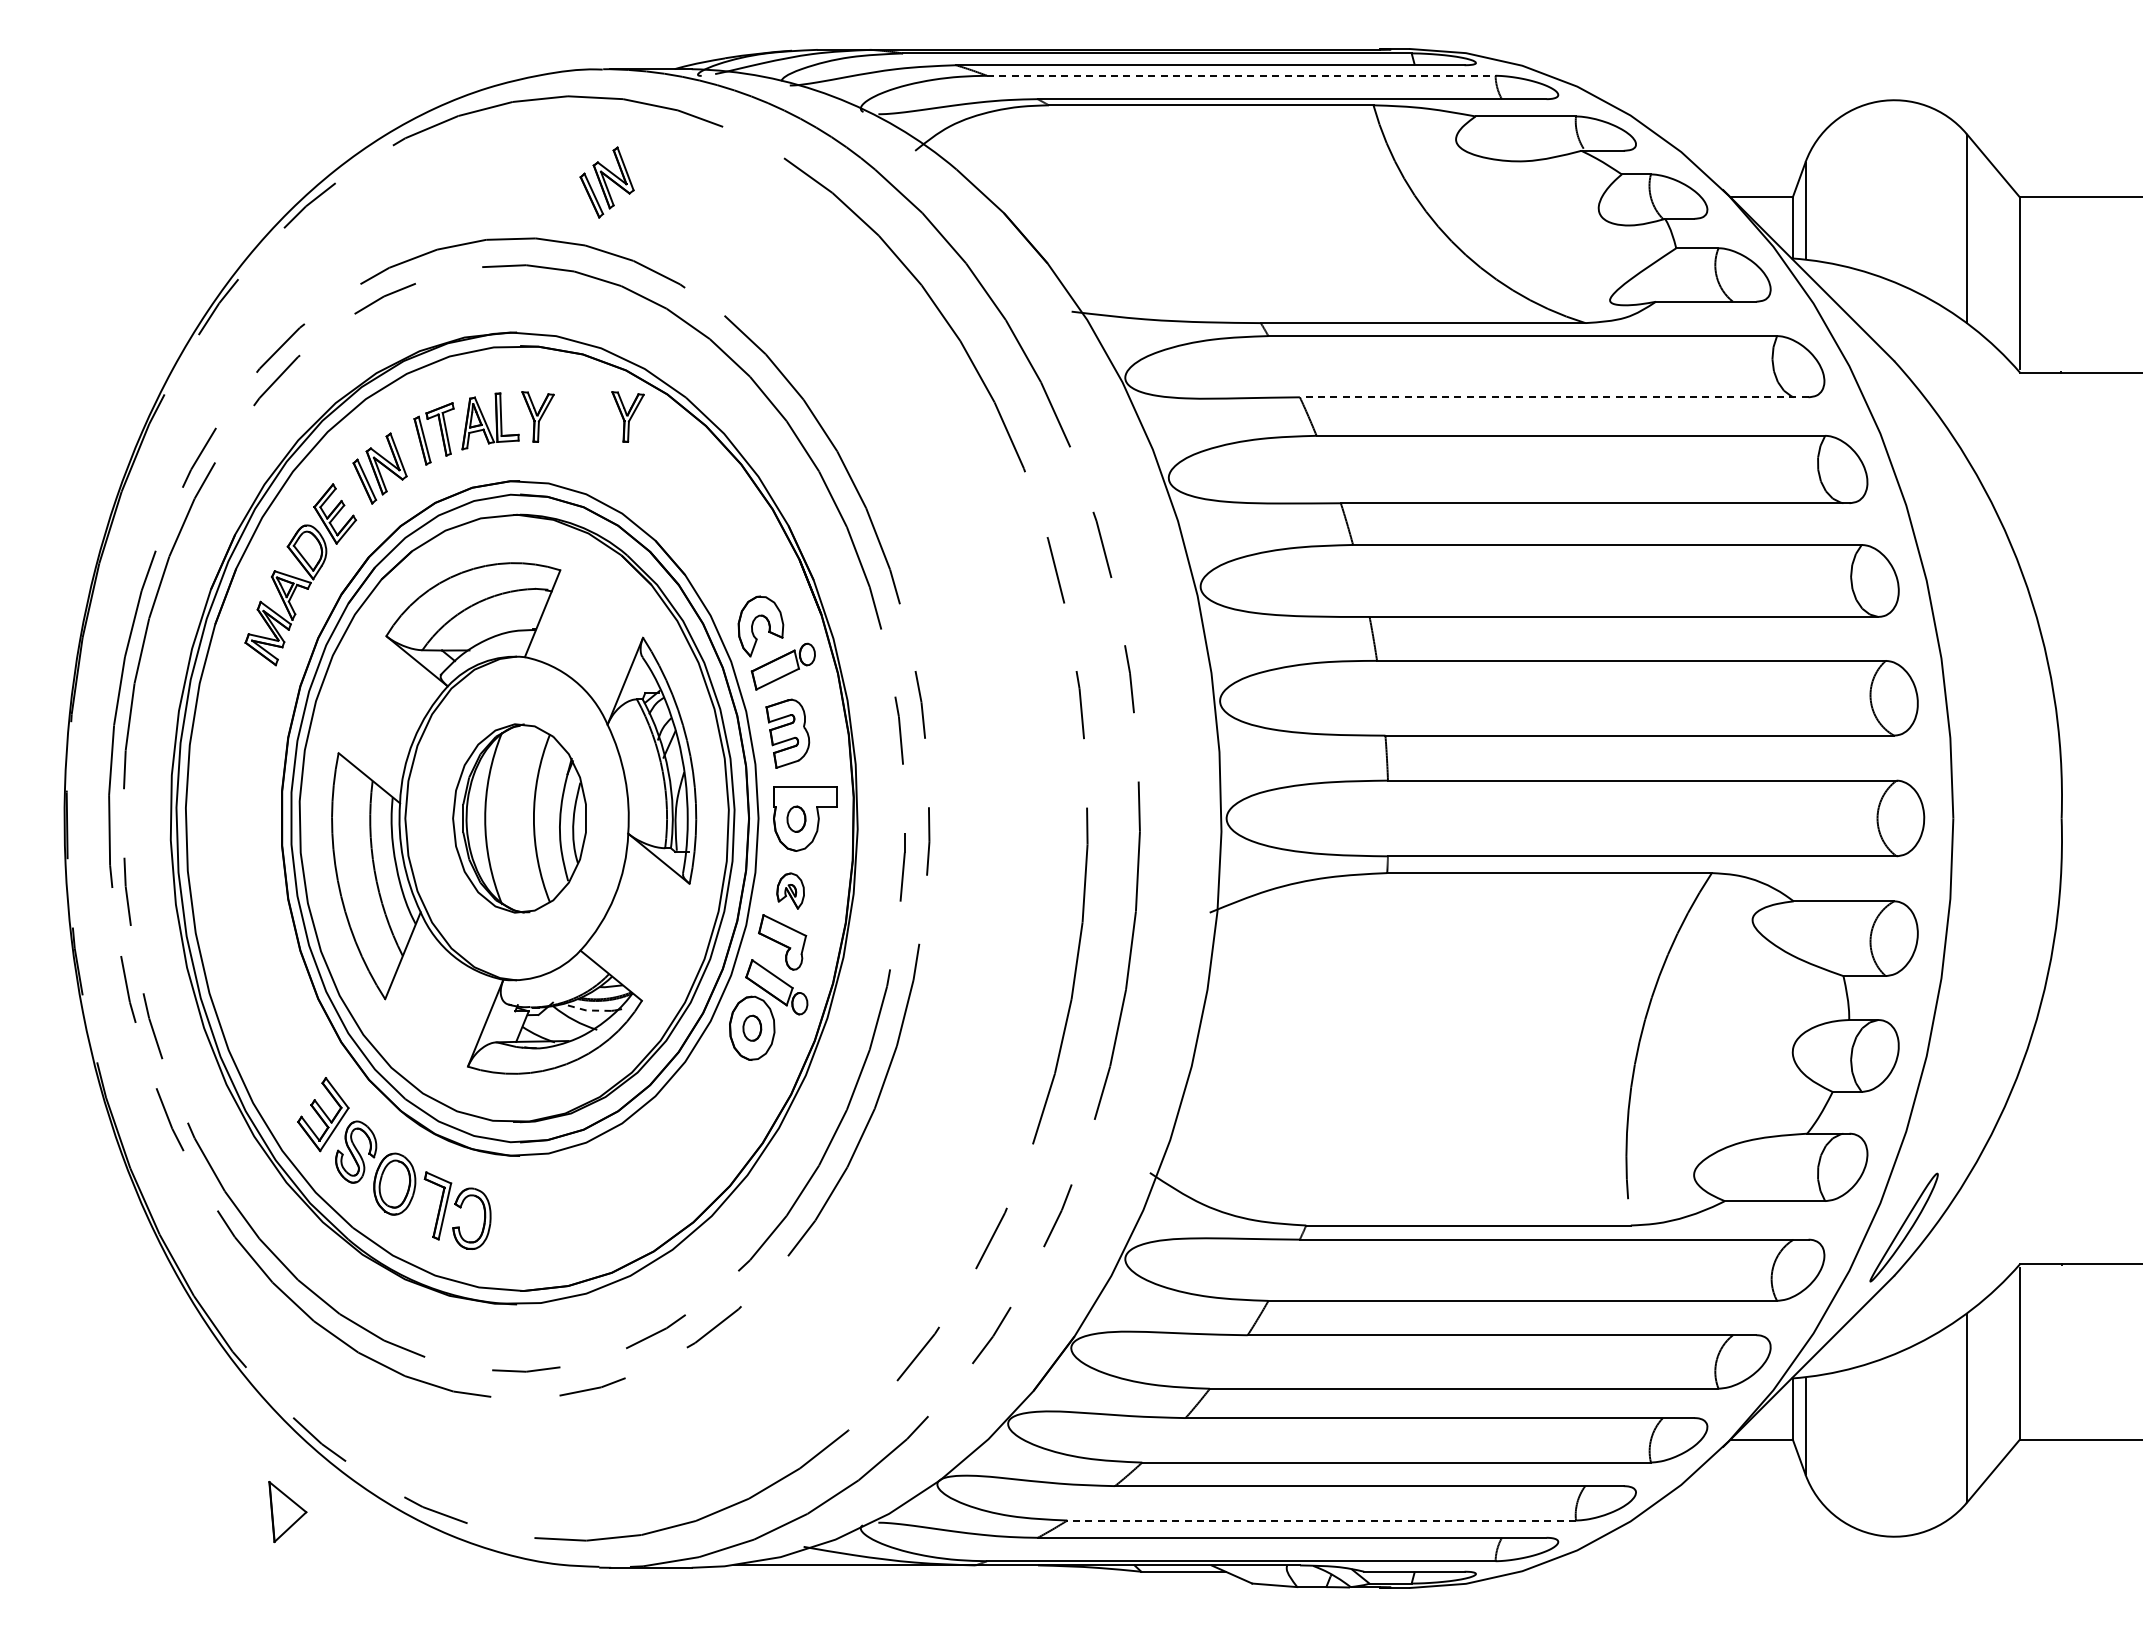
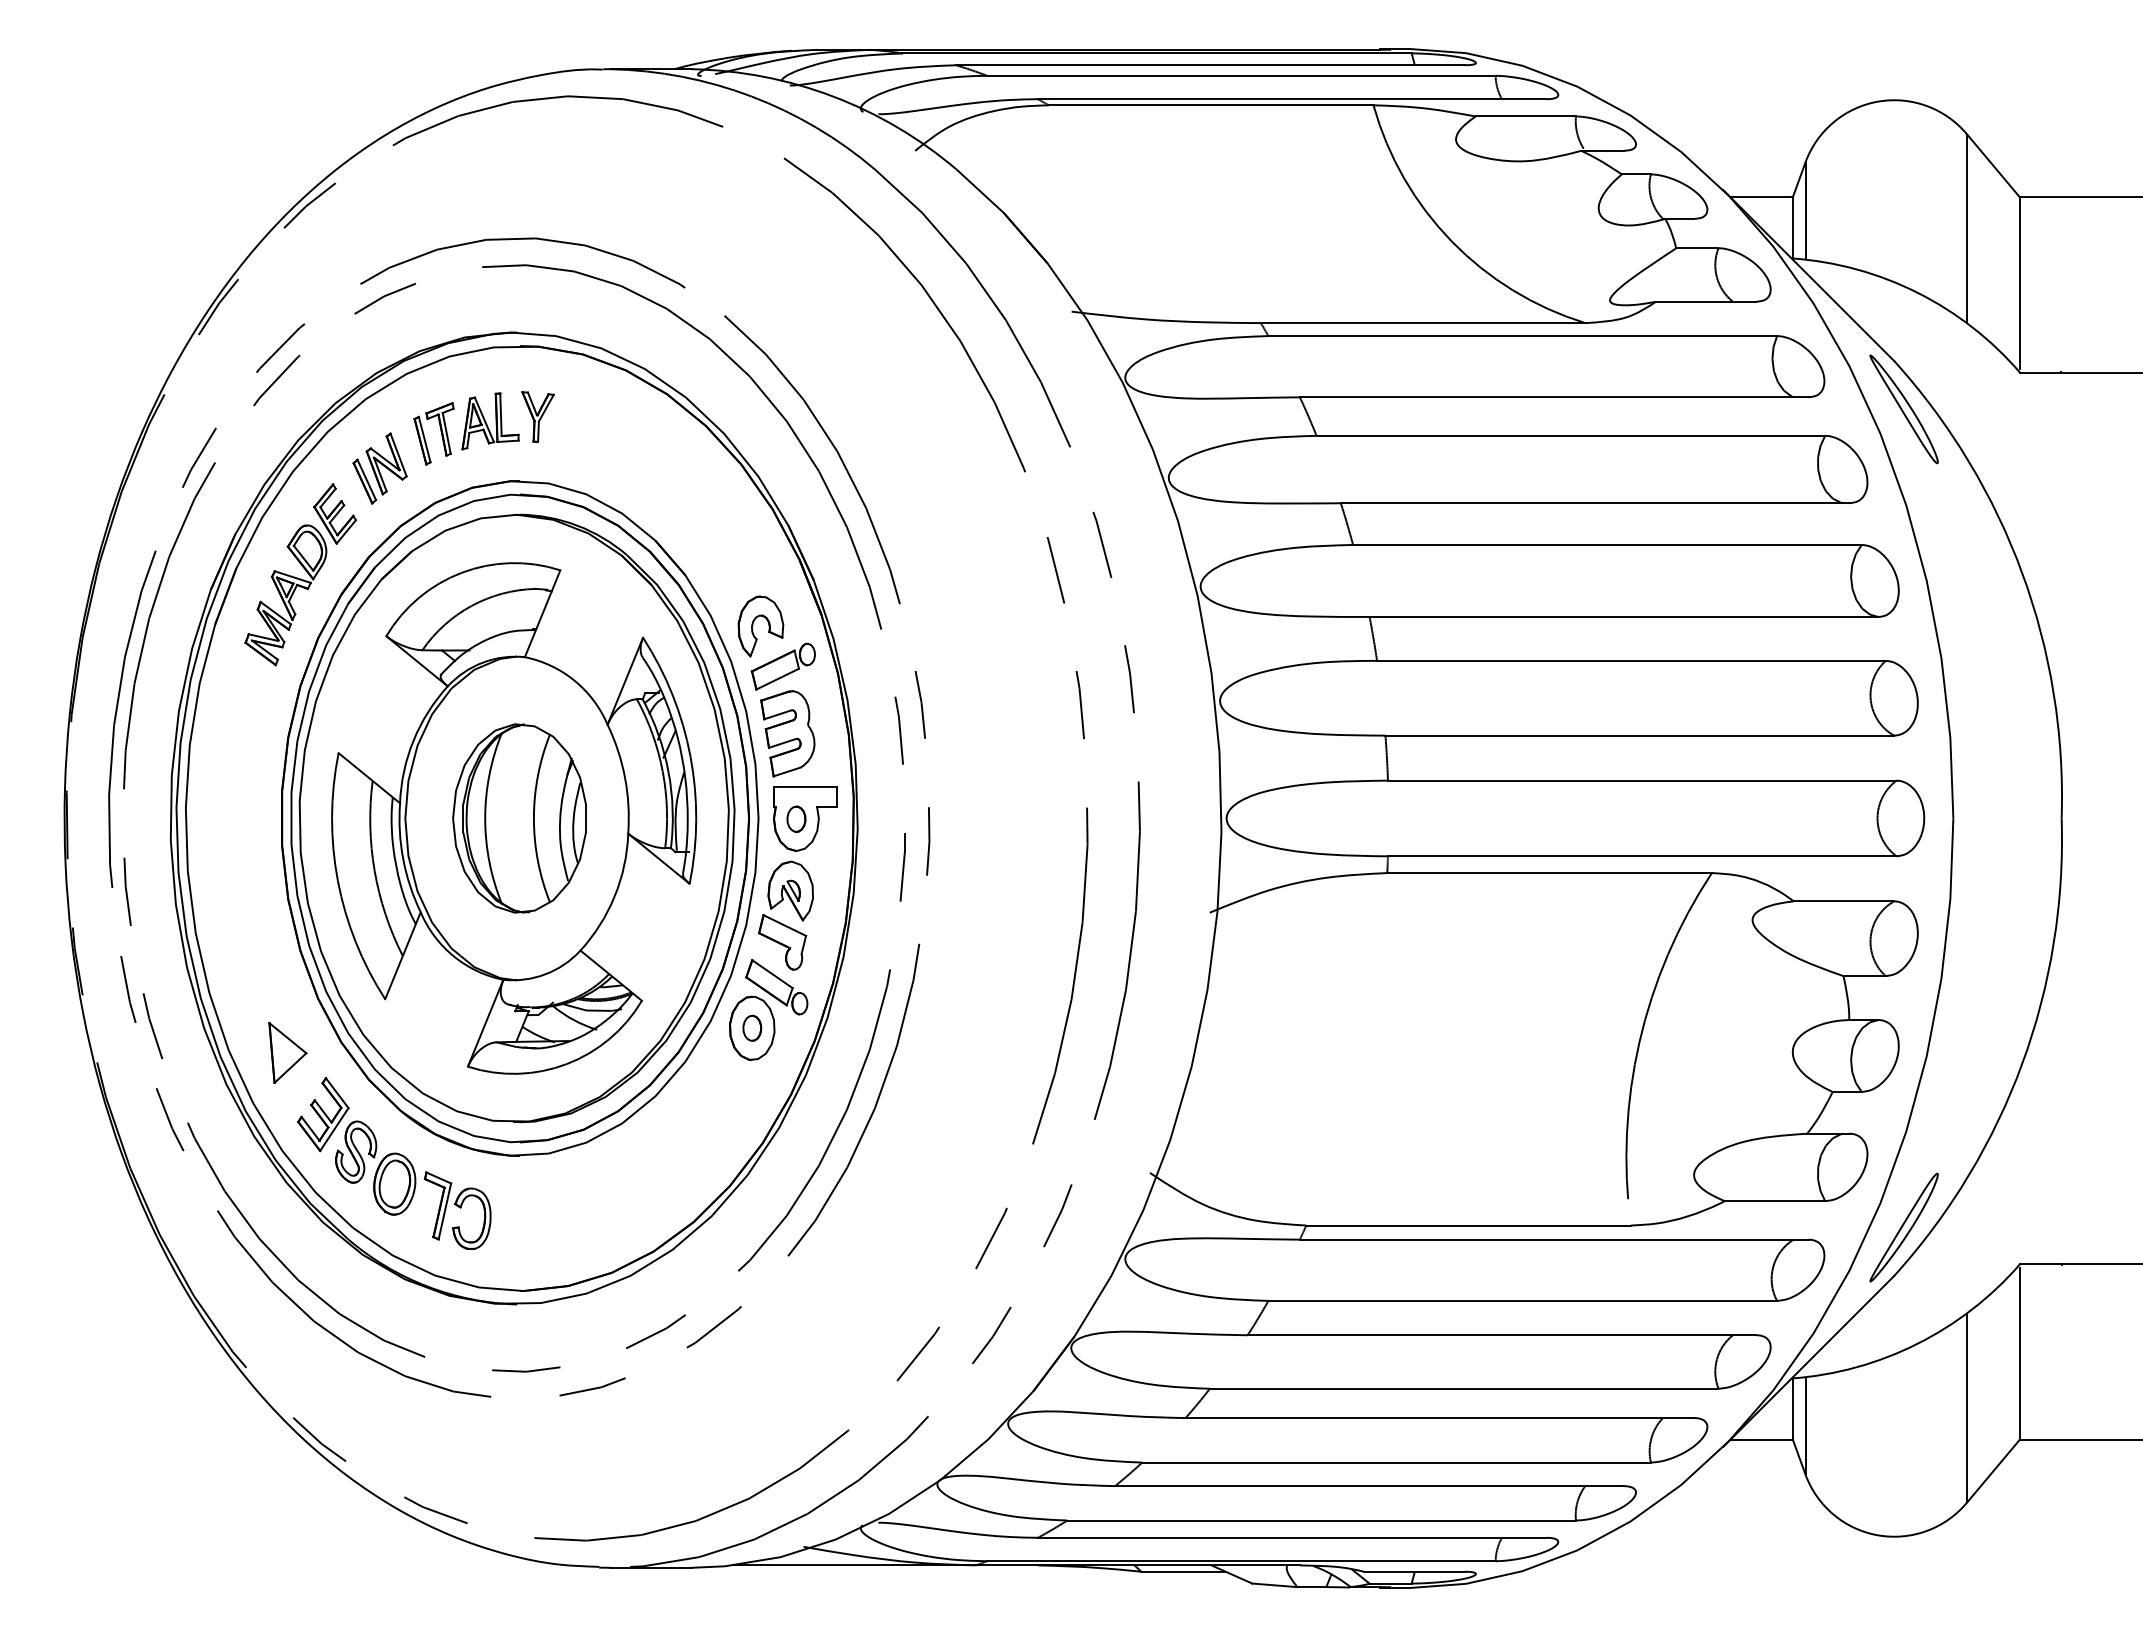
line: dashed -> solid (1241, 75)
part: present -> none (606, 182)
line: dashed -> solid (1553, 397)
part: none -> present (1903, 409)
part: present -> none (627, 416)
part size: 46x71 px -> 56x88 px (787, 733)
part size: 29x38 px -> 47x62 px (790, 890)
line: dashed -> solid (586, 1010)
part position: (287, 1512) -> (287, 1053) (287, 1053)
line: dashed -> solid (1321, 1520)
